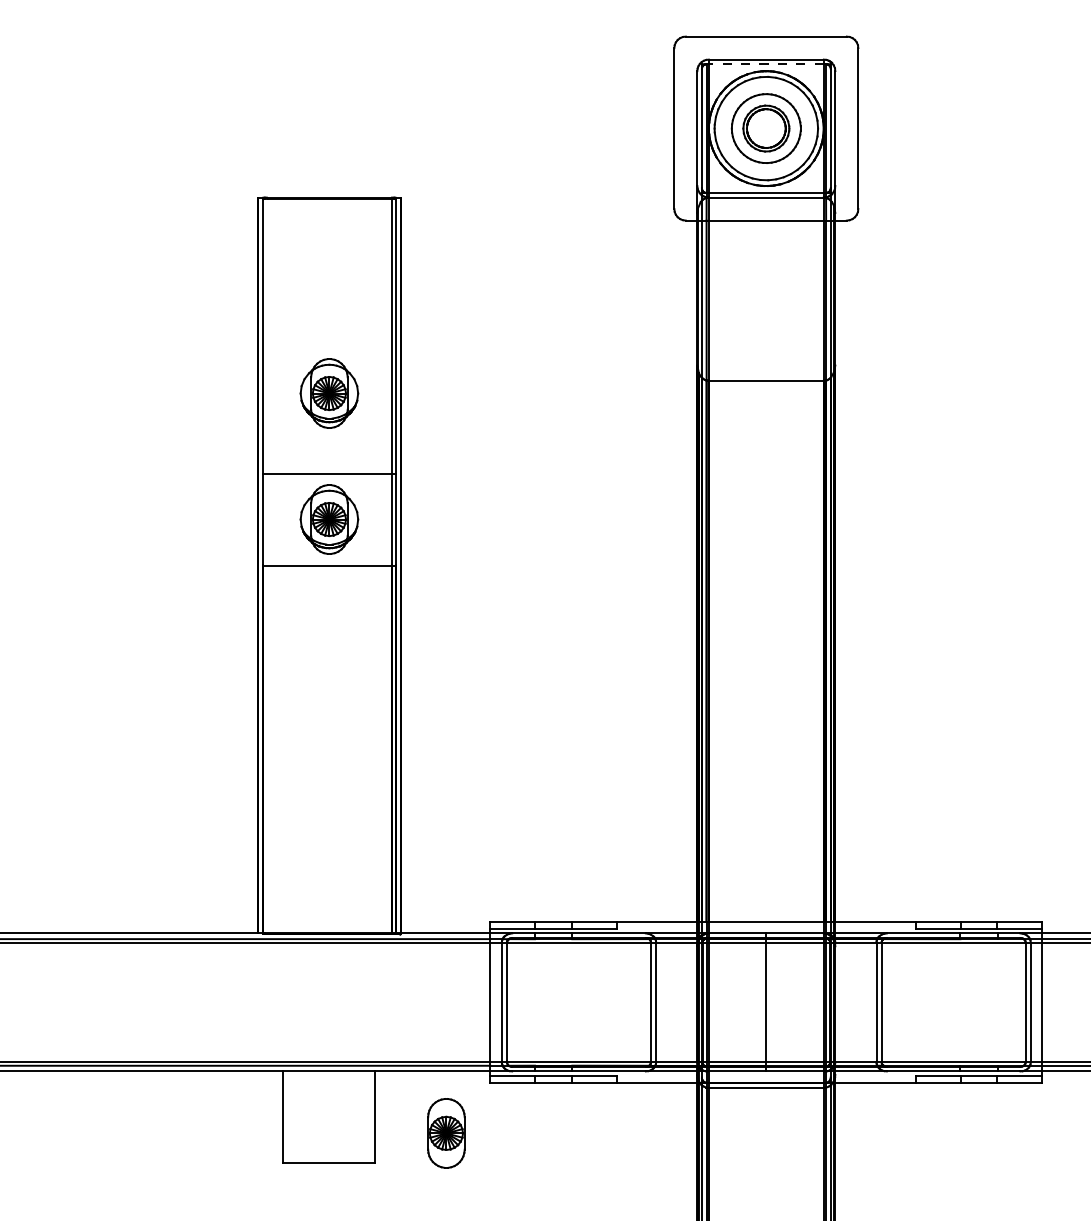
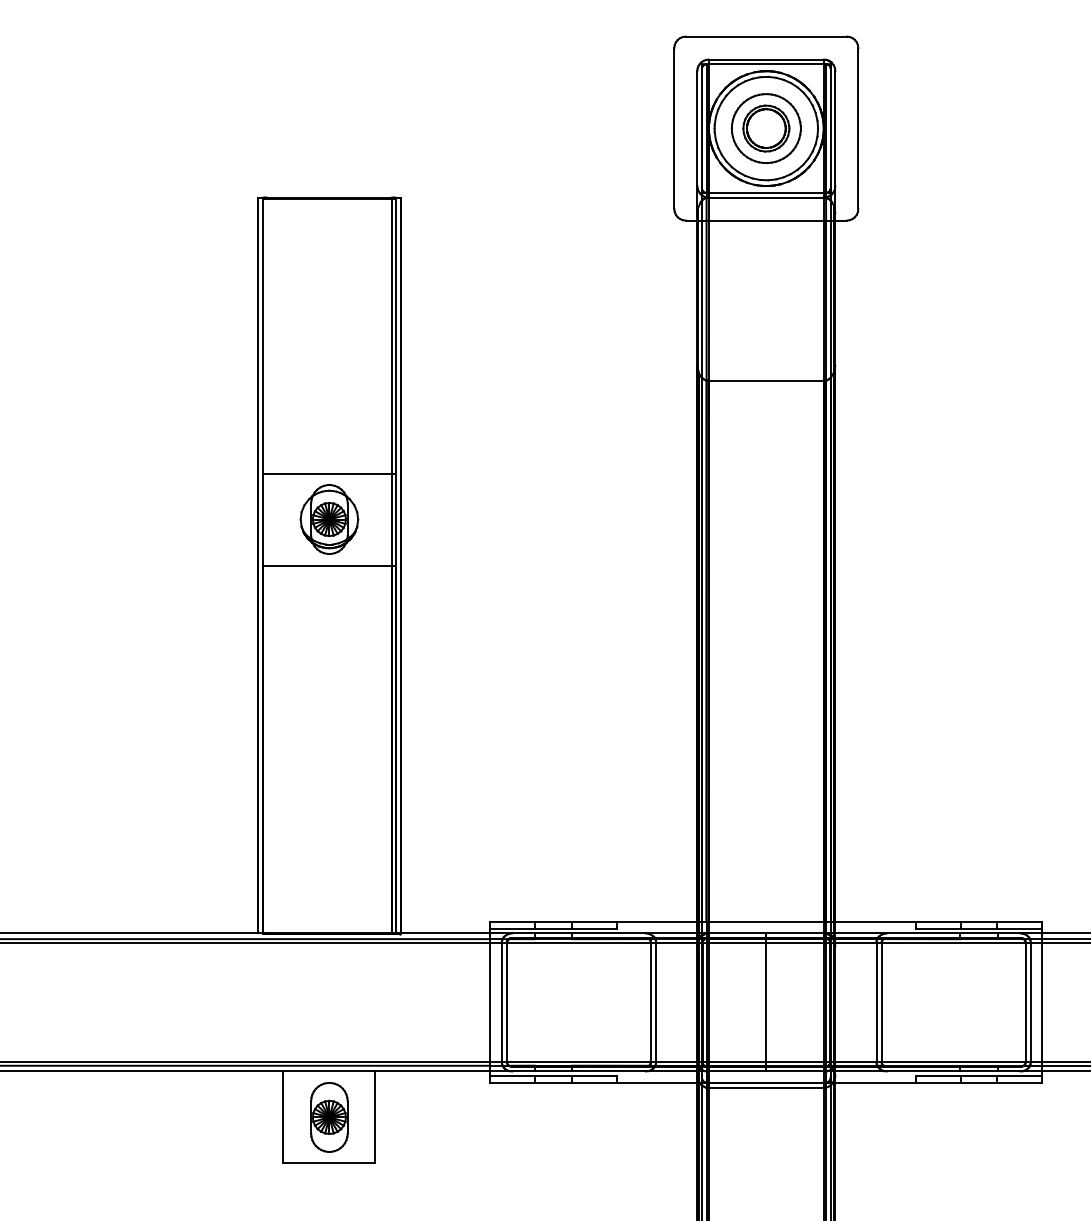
line: dashed -> solid (765, 64)
part: present -> none (329, 393)
part position: (446, 1133) -> (329, 1117) (329, 1117)
